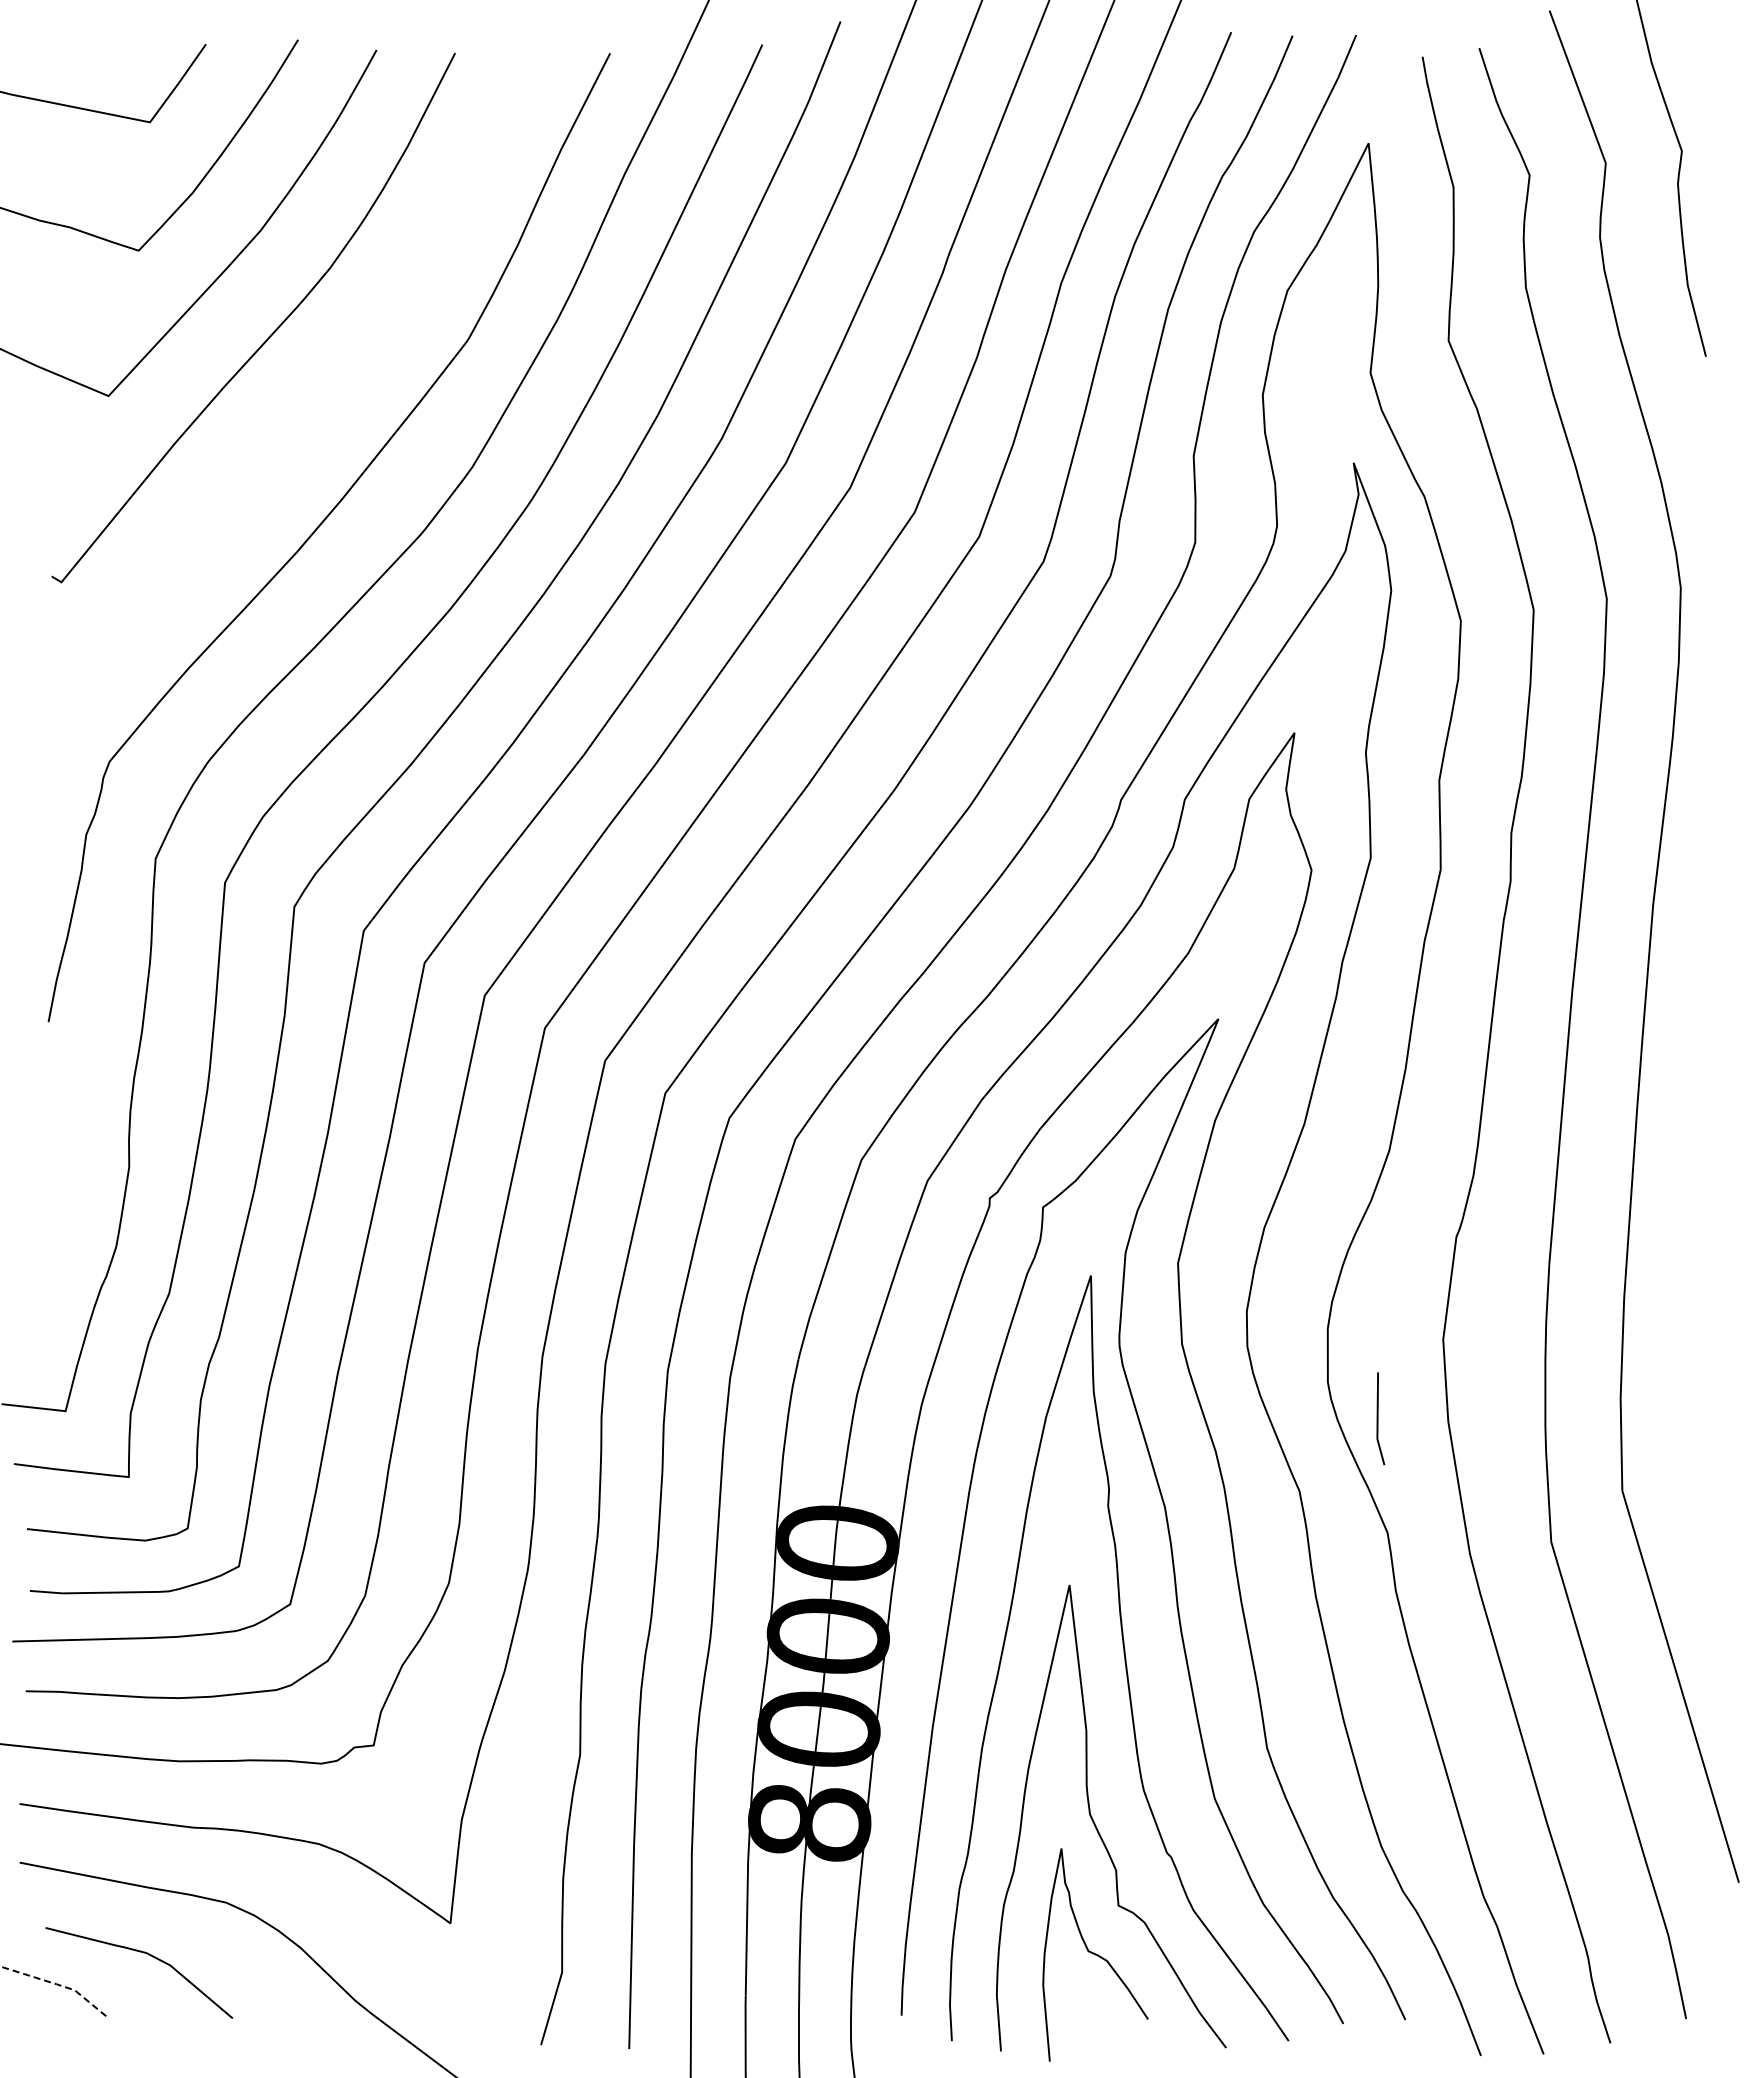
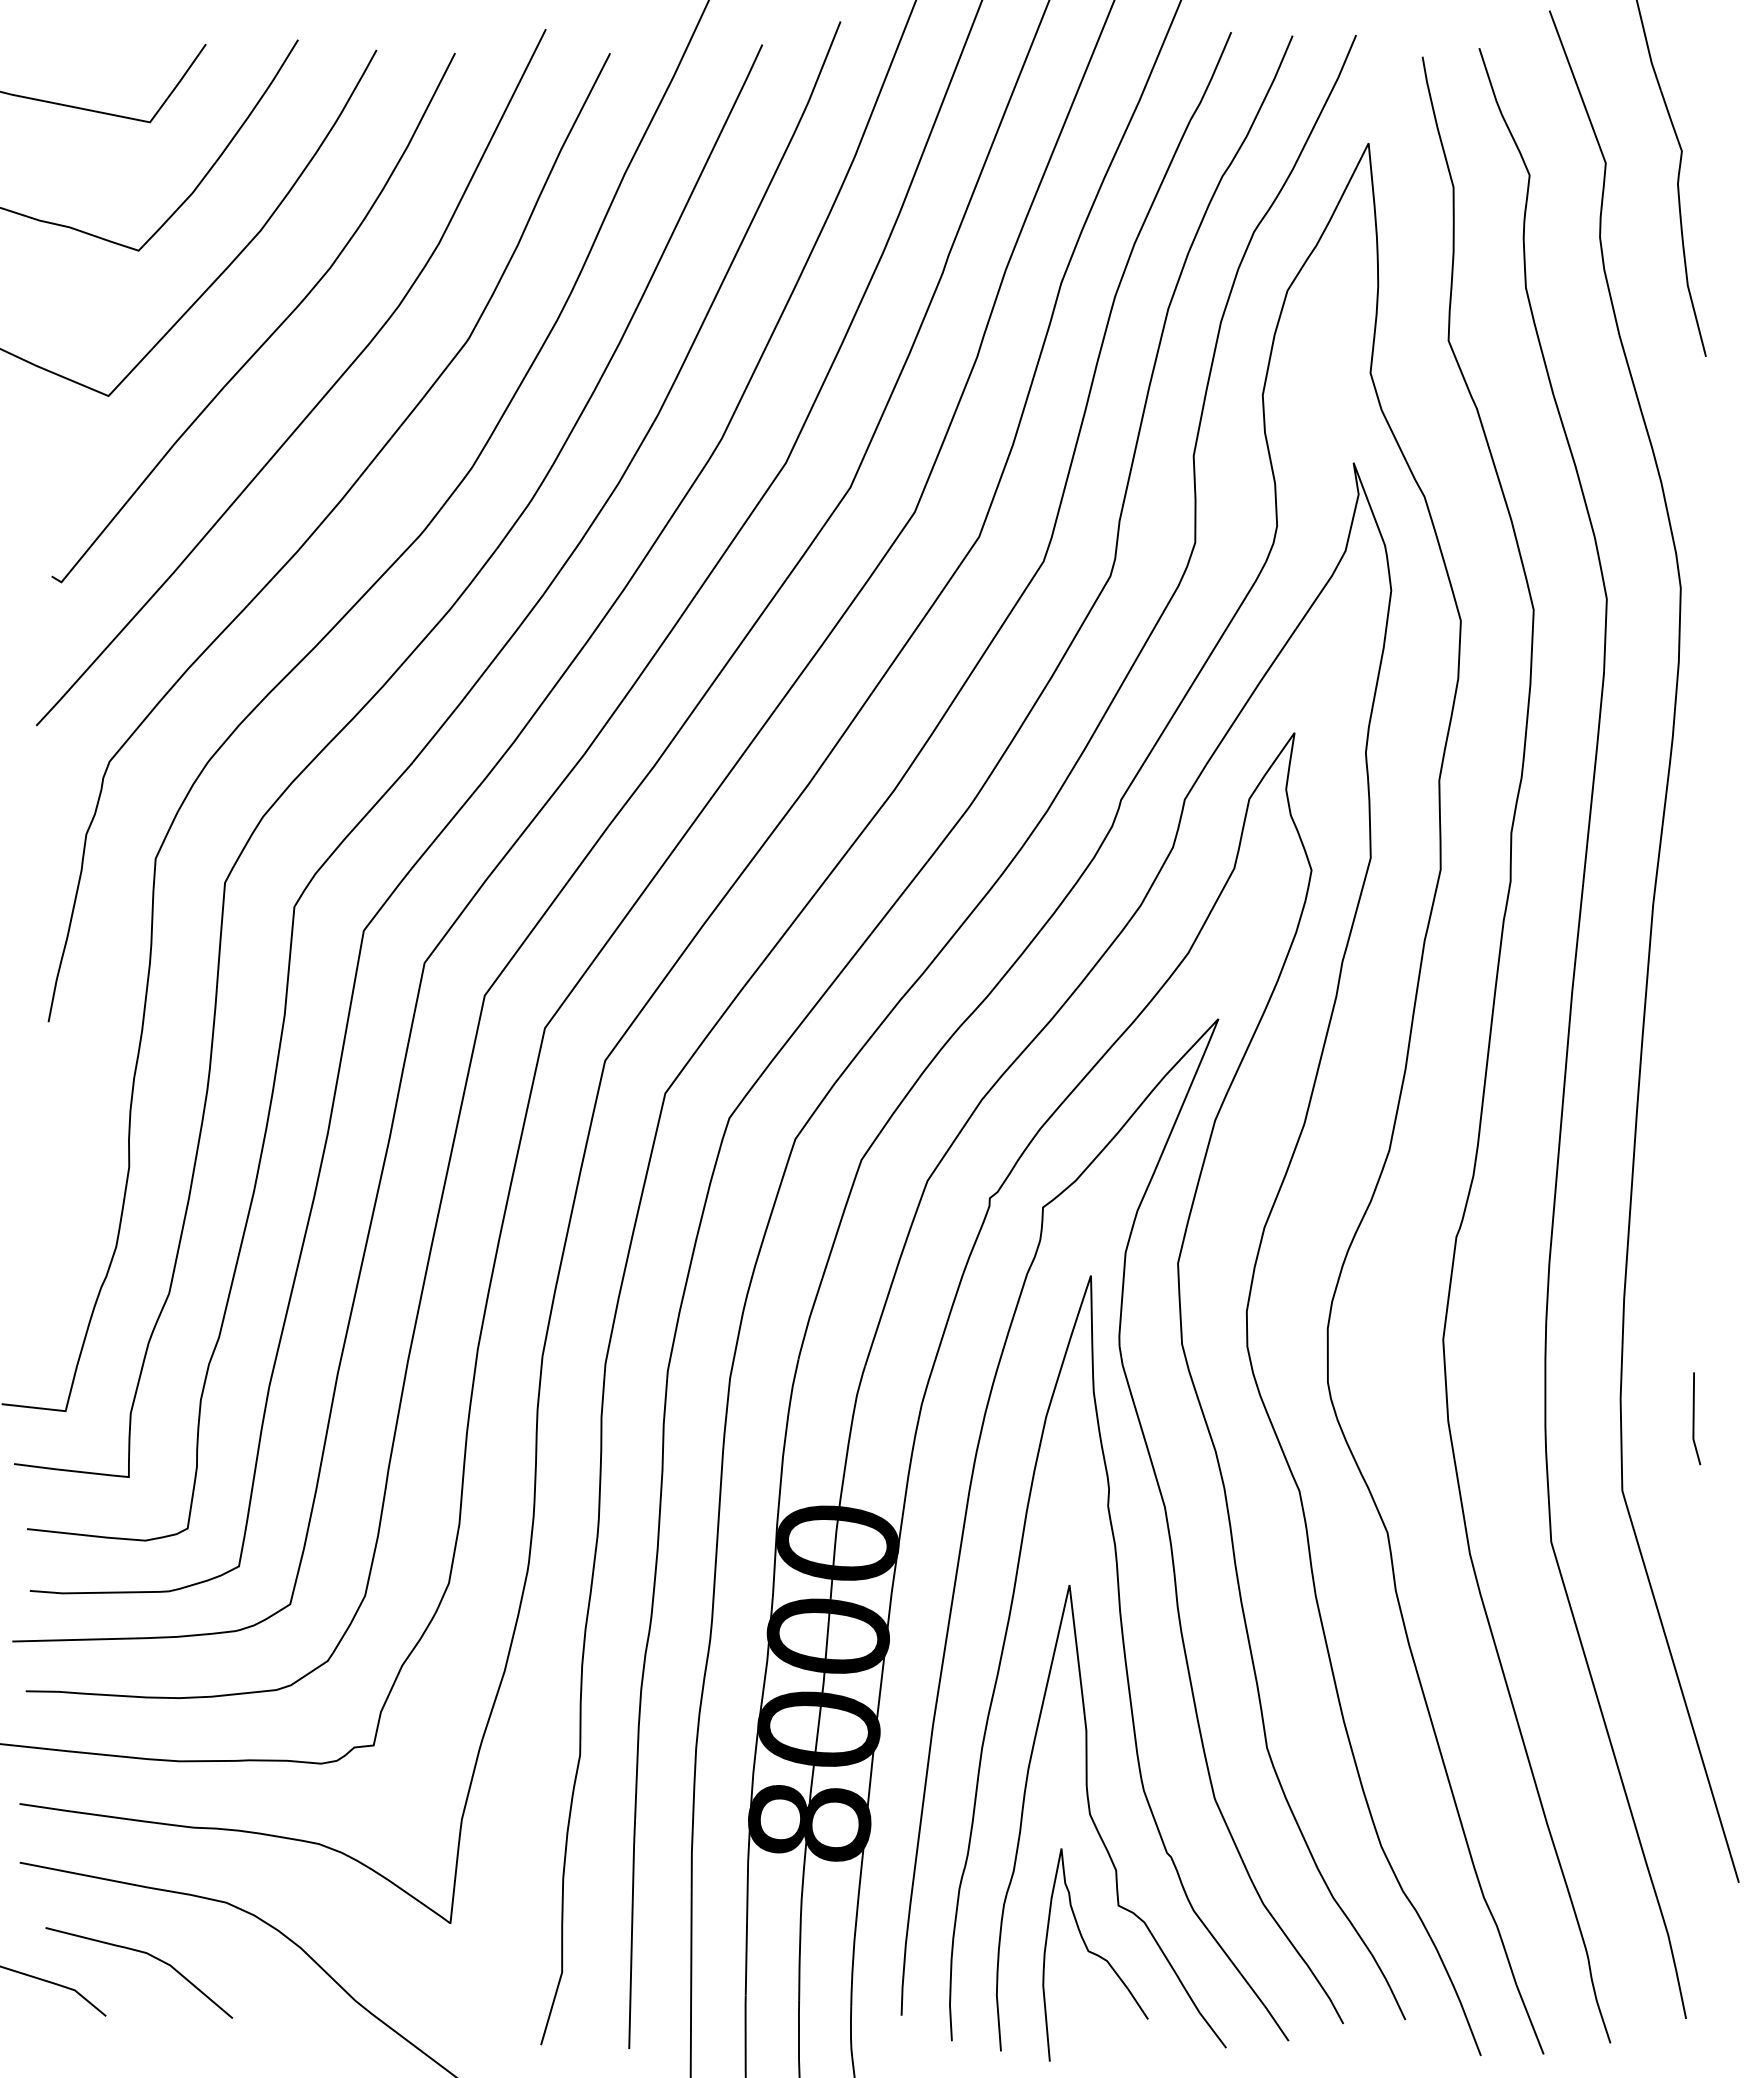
curve: none -> present (317, 402)
line position: (1378, 1418) -> (1694, 1418) (1694, 1418)
line: dashed -> solid (56, 1984)
